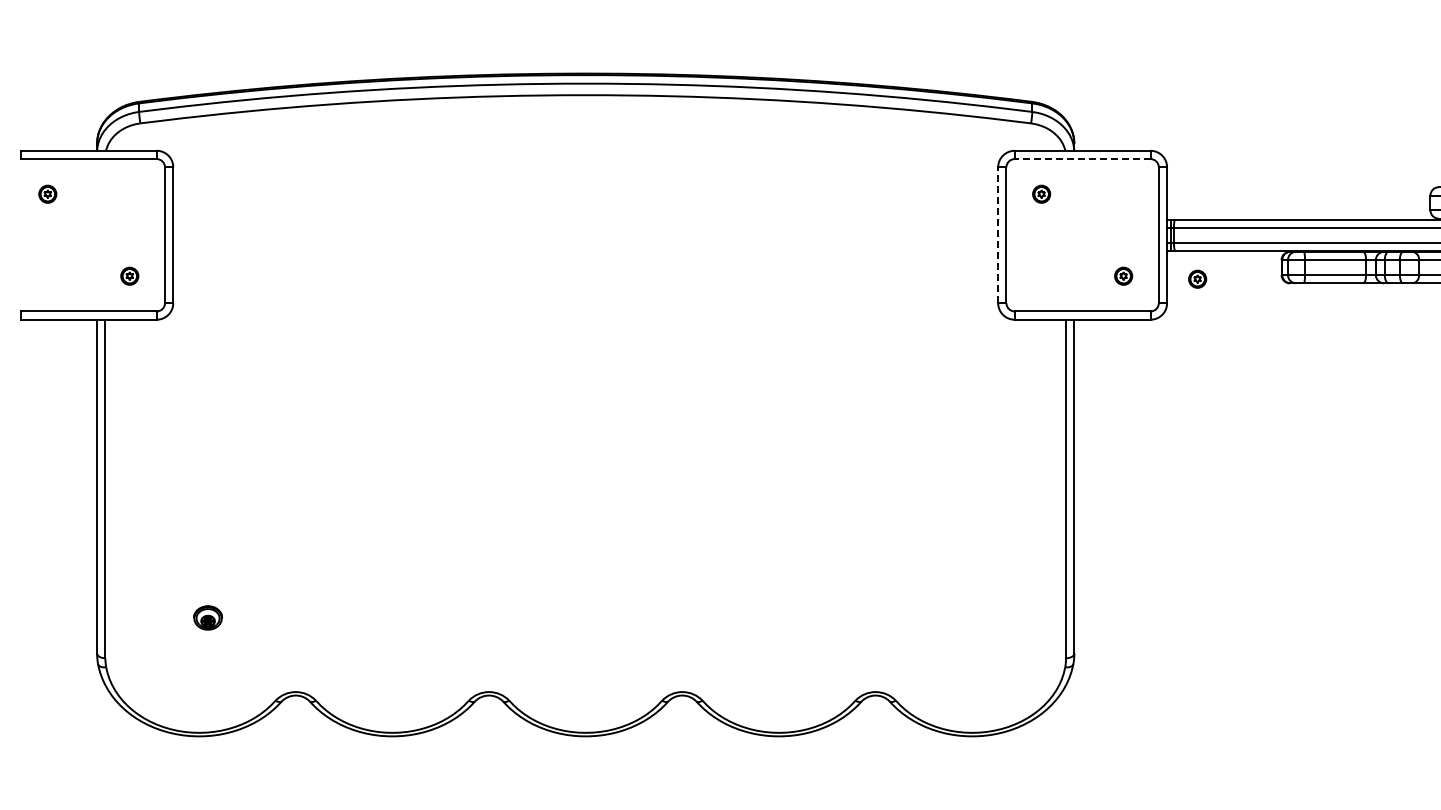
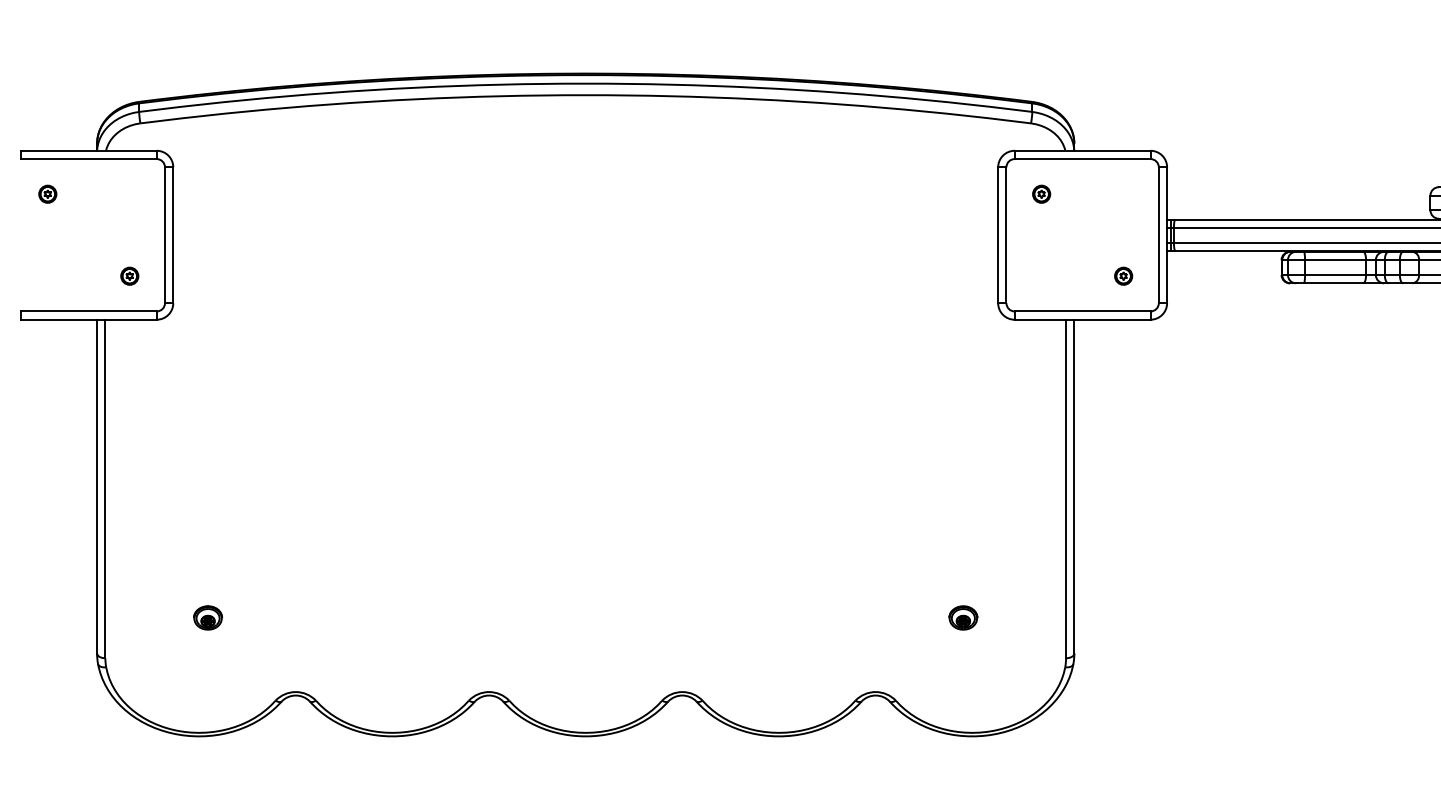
line: dashed -> solid (1082, 159)
line: dashed -> solid (998, 235)
part: present -> none (1197, 278)
part: none -> present (963, 617)
